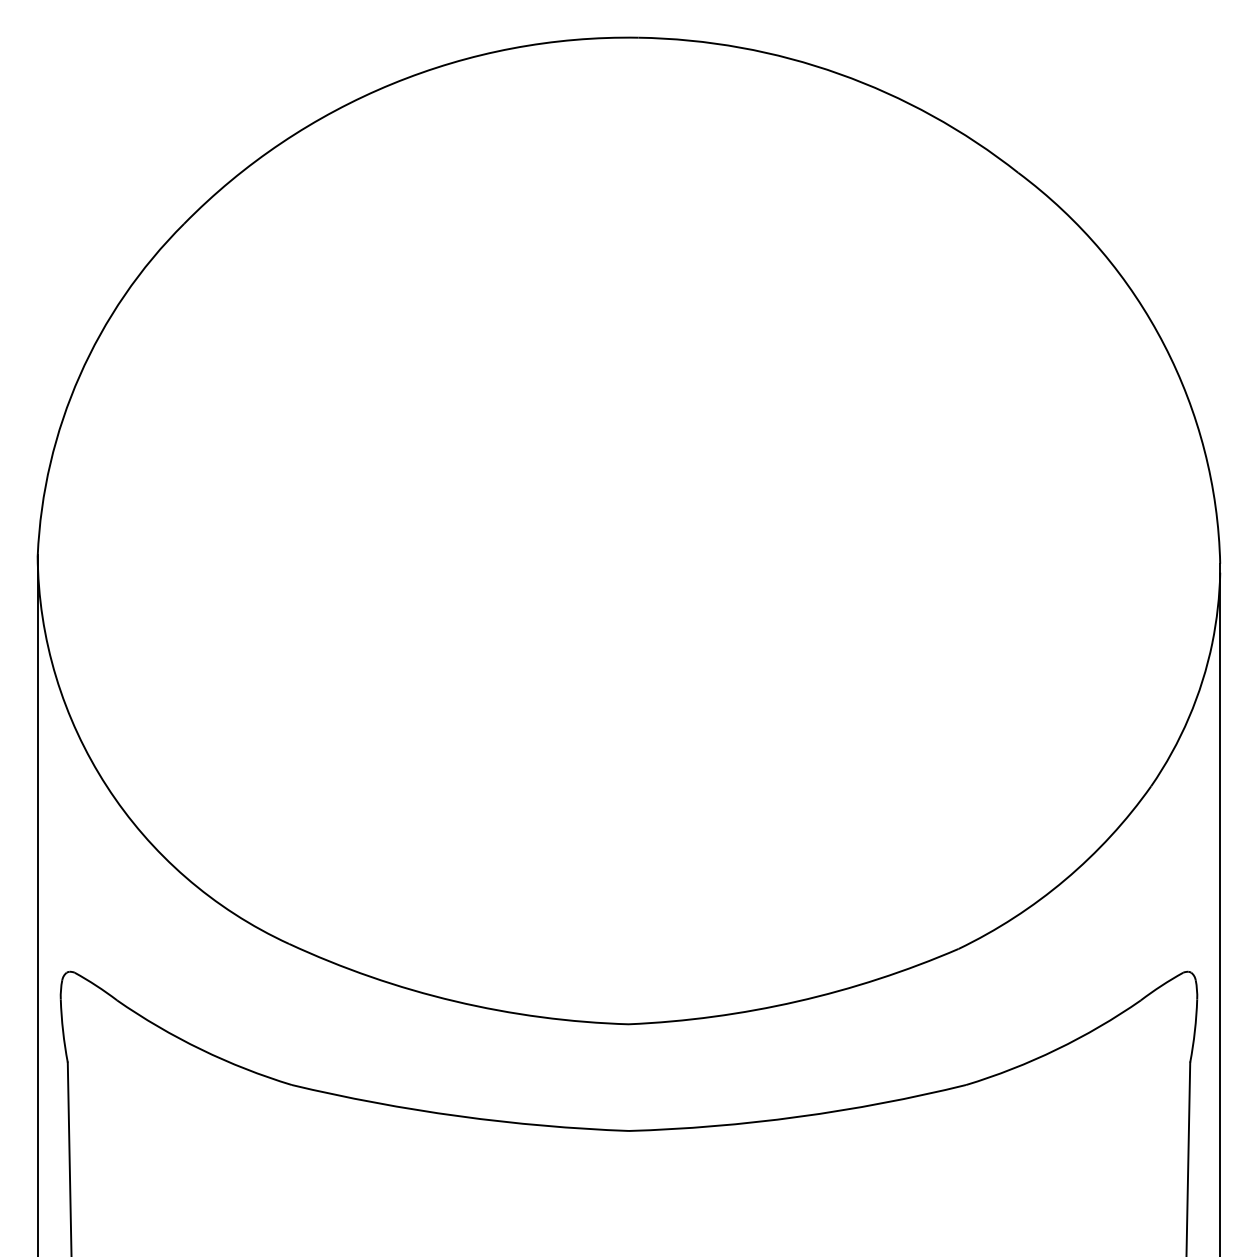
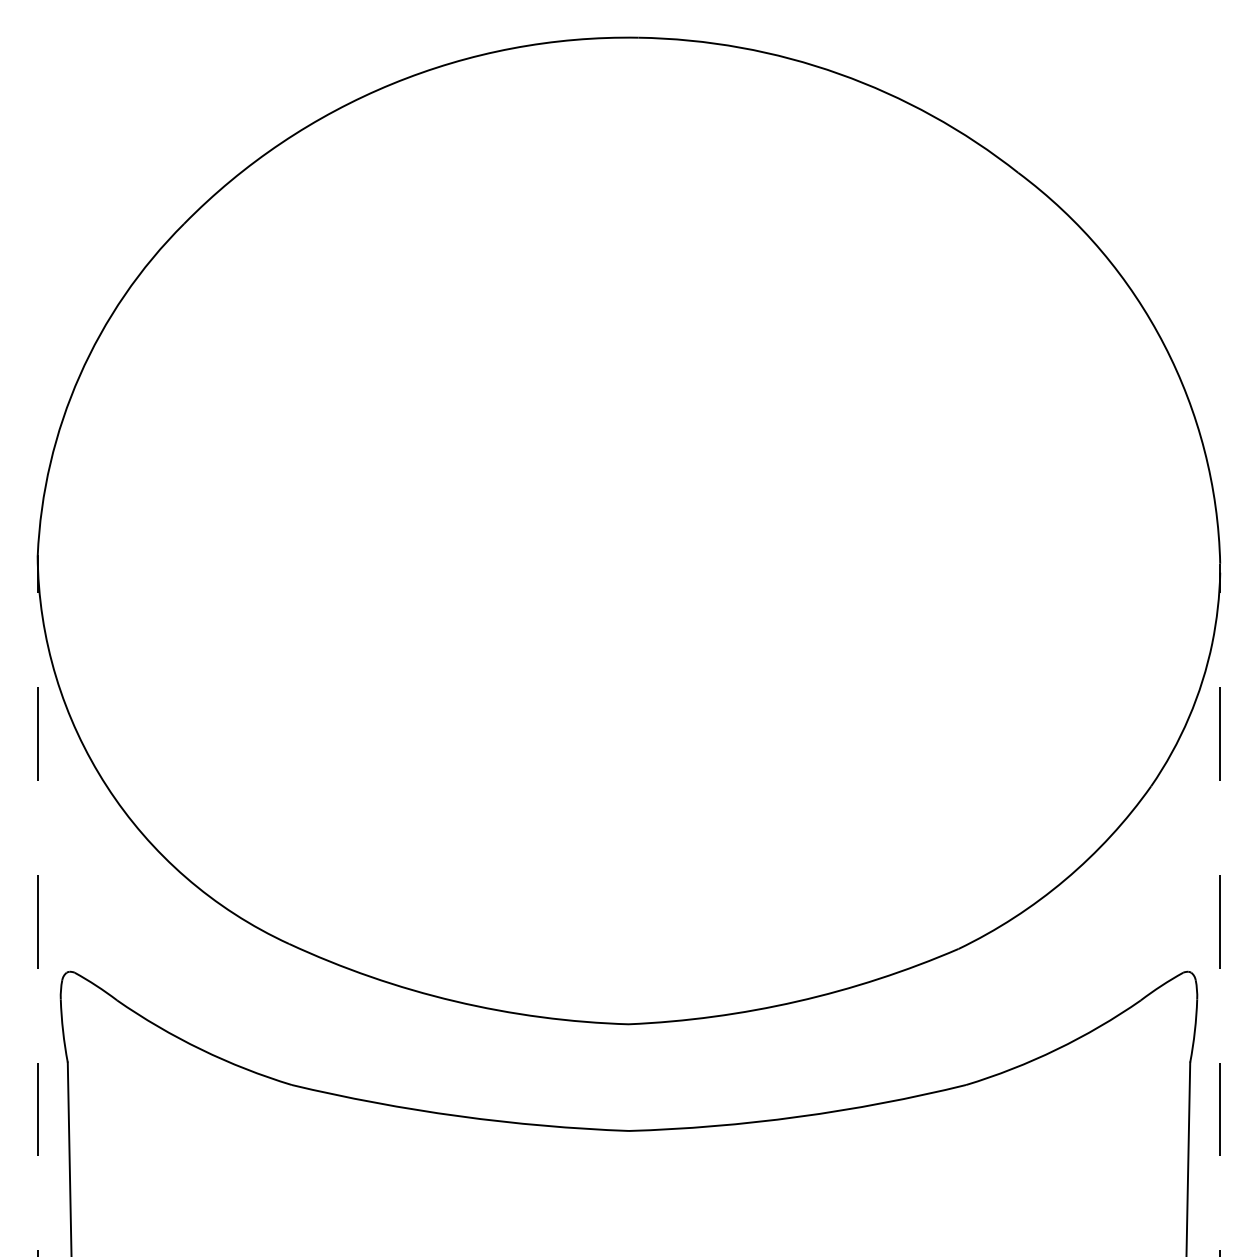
line: solid -> dashed (37, 905)
line: solid -> dashed (1220, 909)
